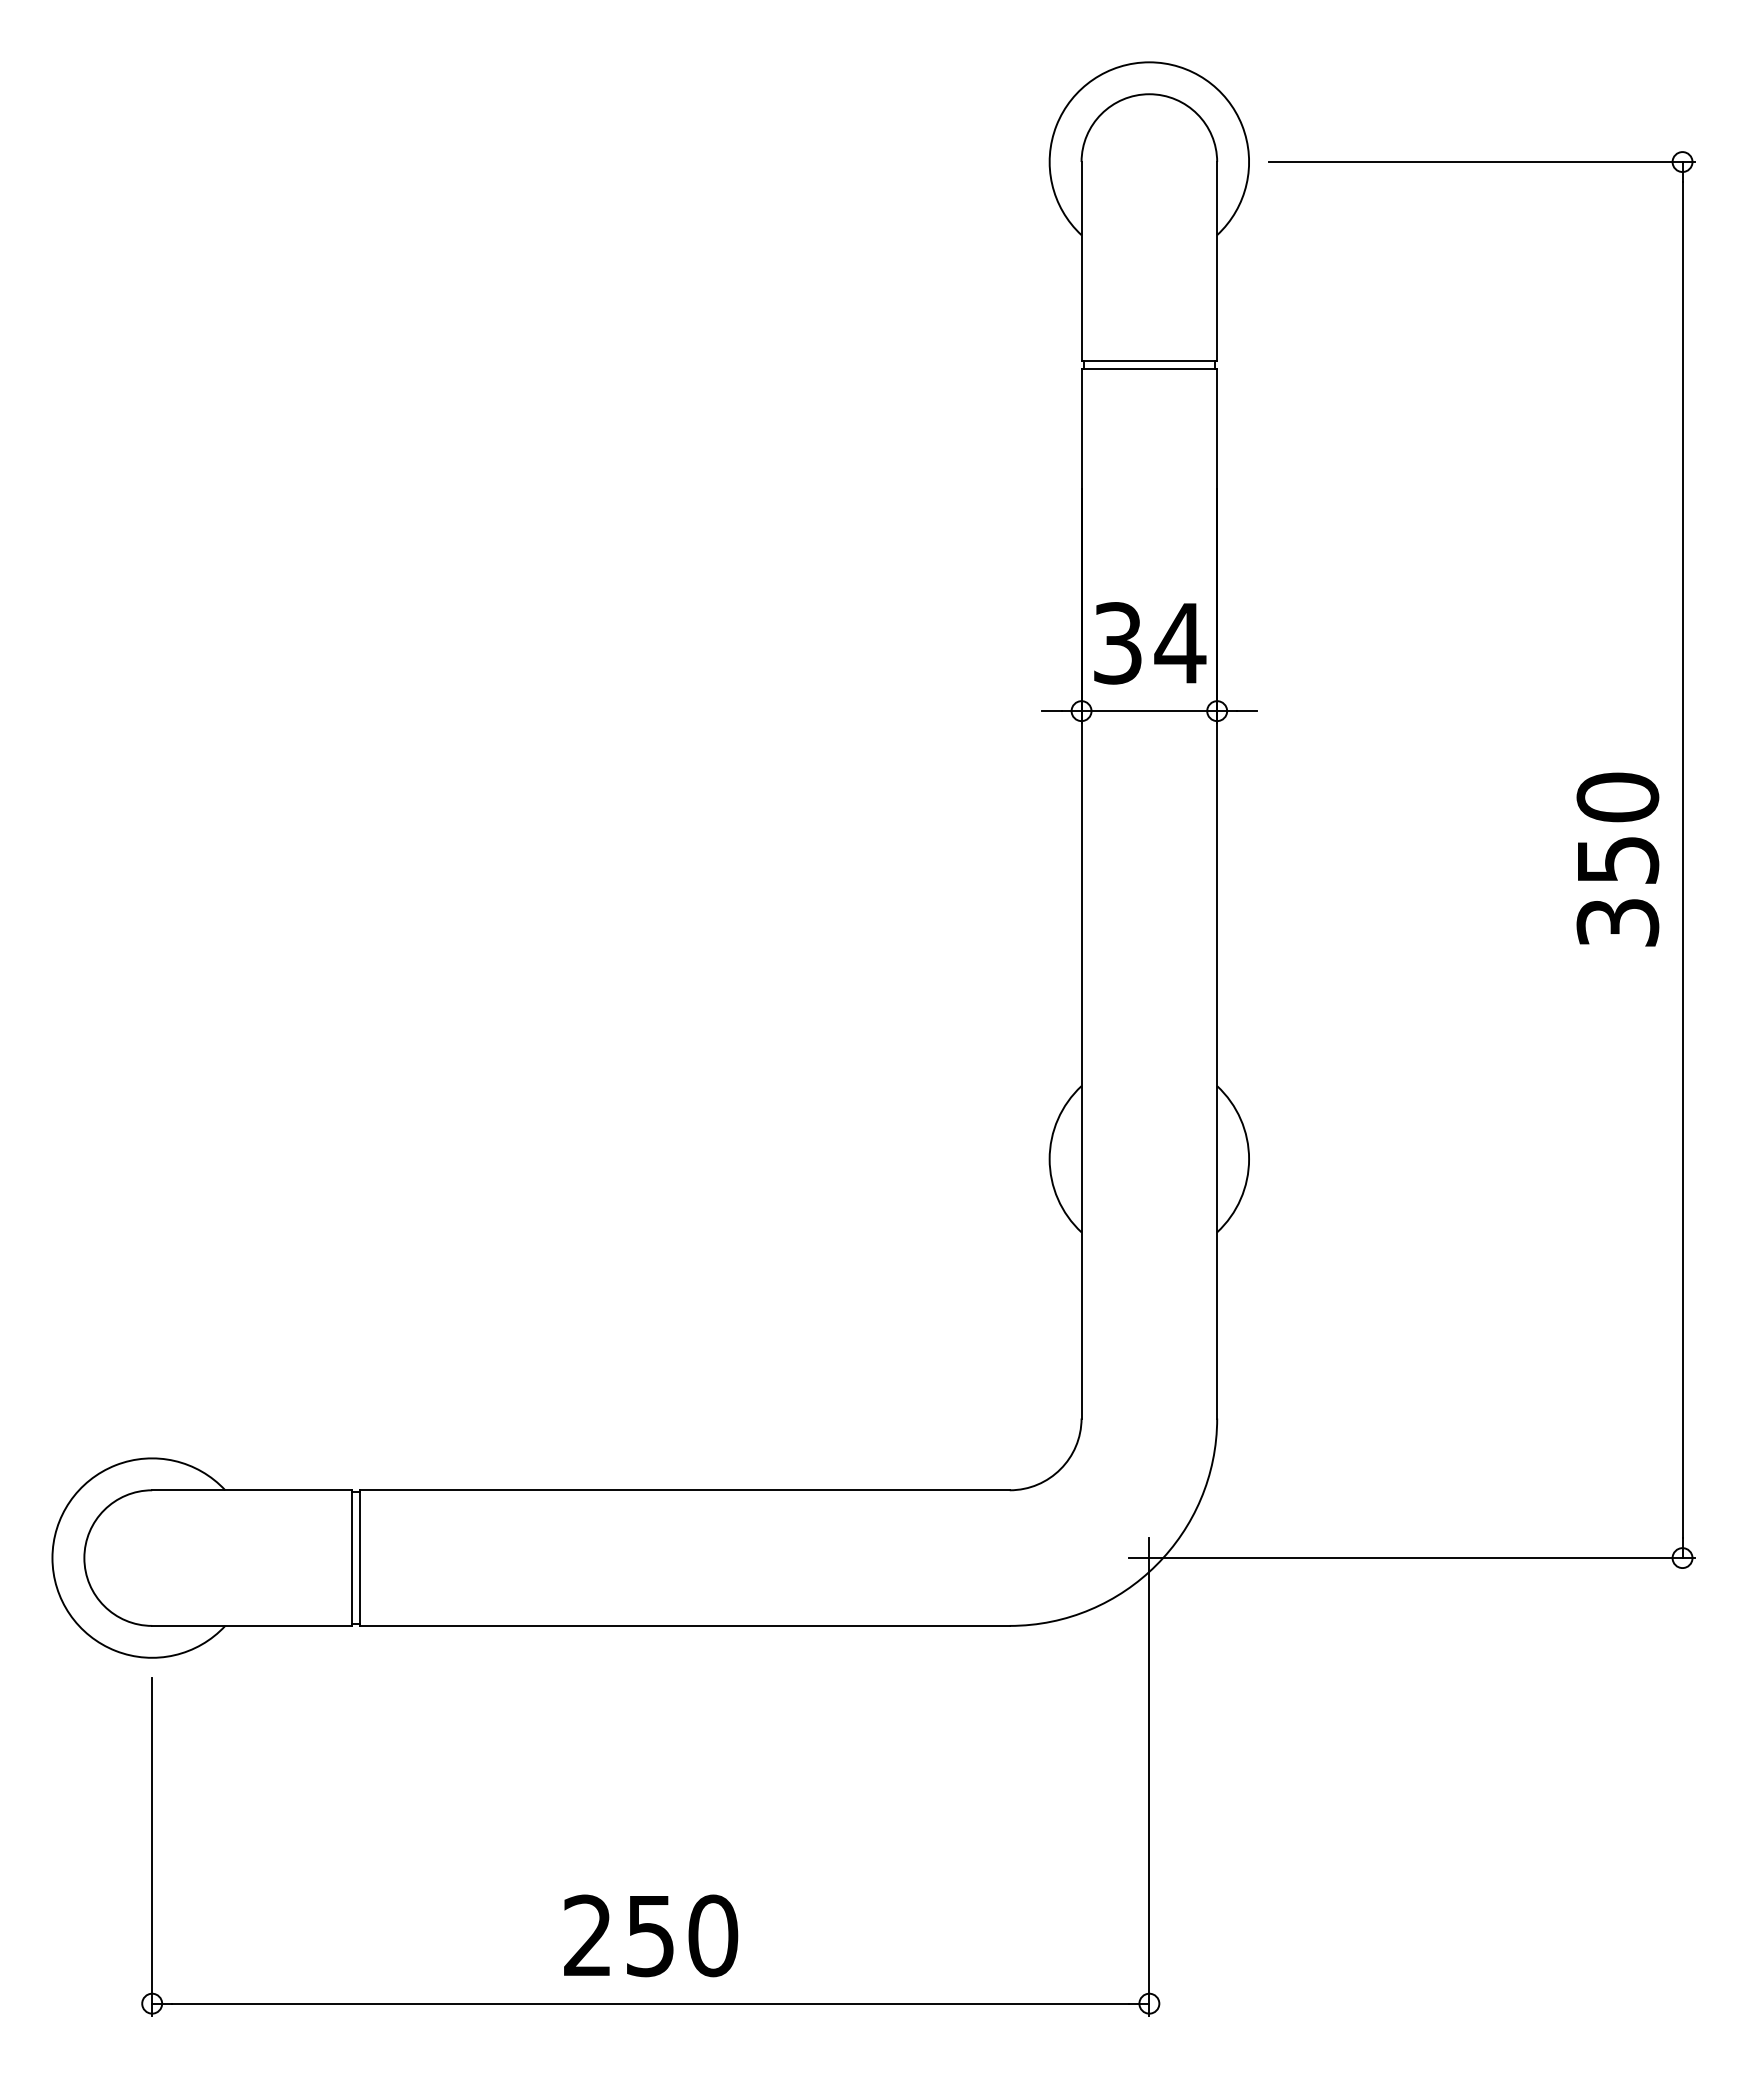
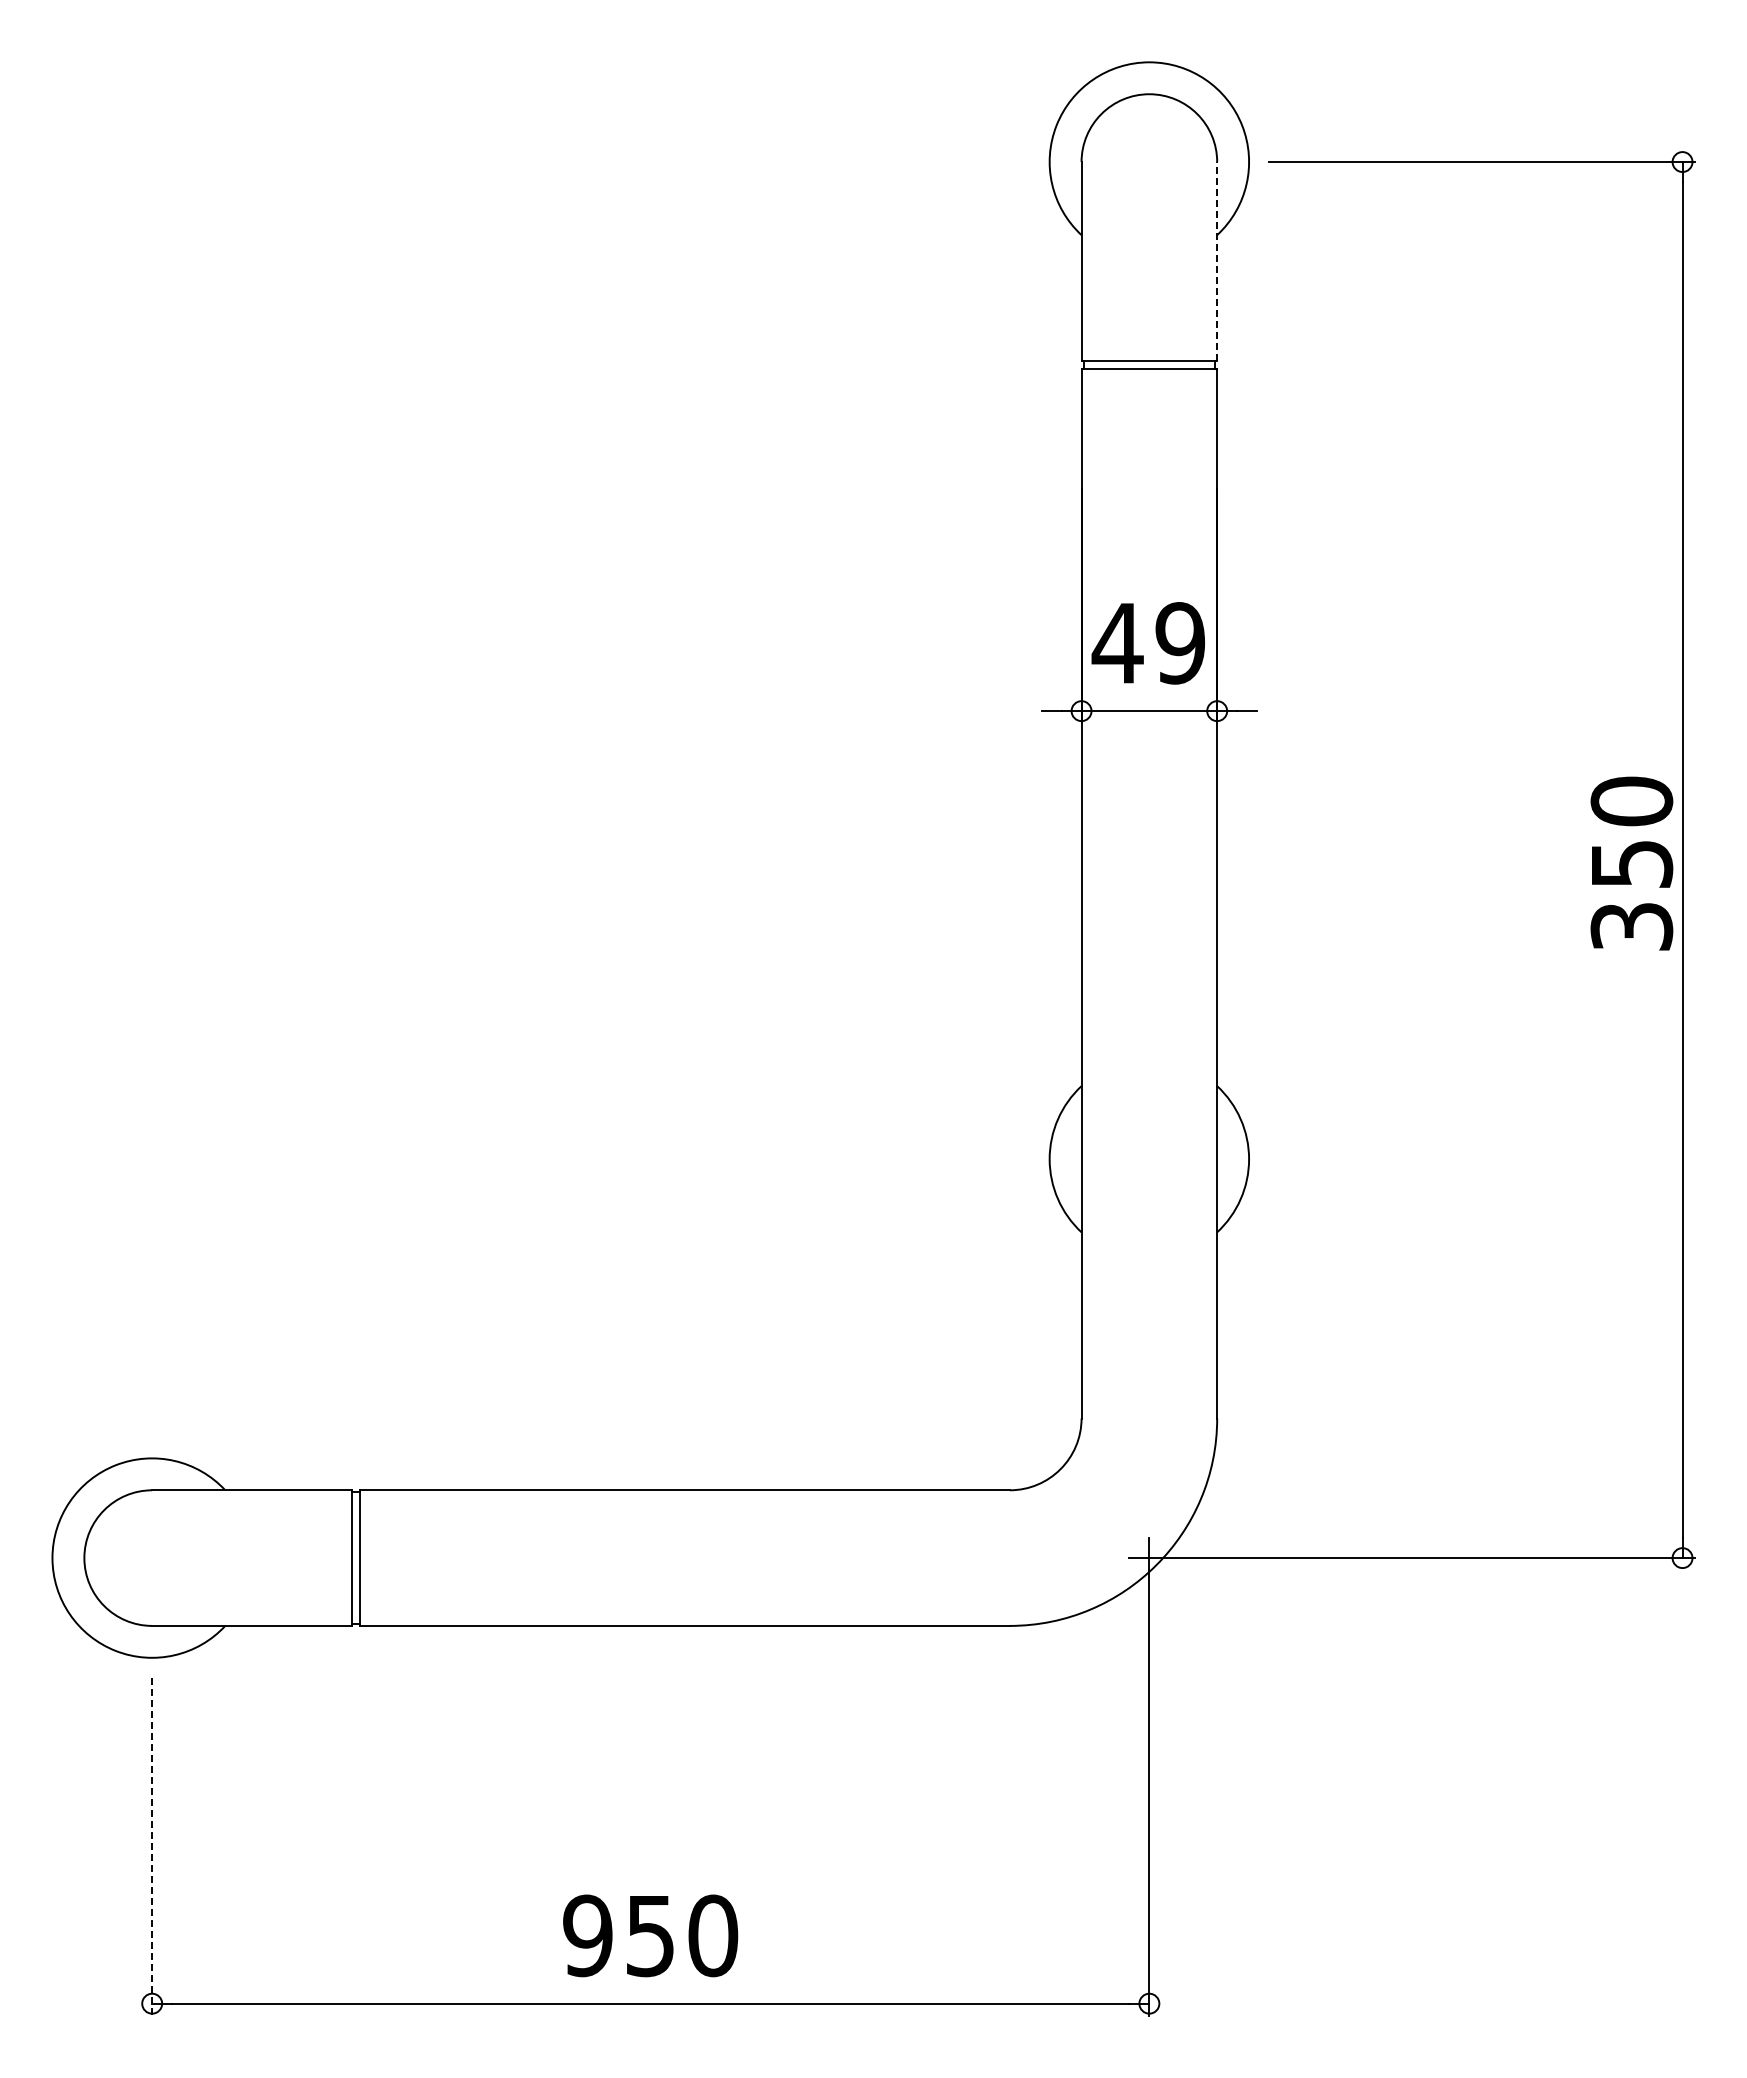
line: solid -> dashed (1217, 261)
text: 34 -> 49 (1148, 643)
text position: (1617, 859) -> (1631, 863) (1631, 863)
line: solid -> dashed (152, 1846)
text: 250 -> 950 (587, 1935)
